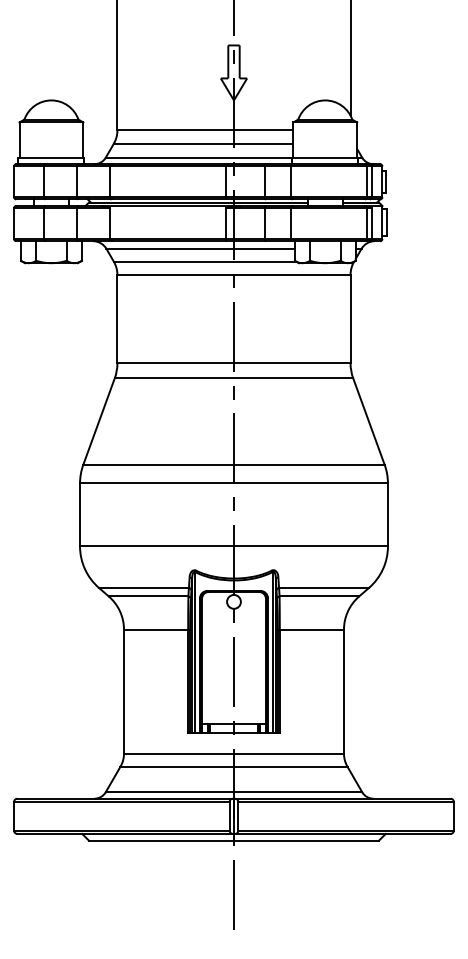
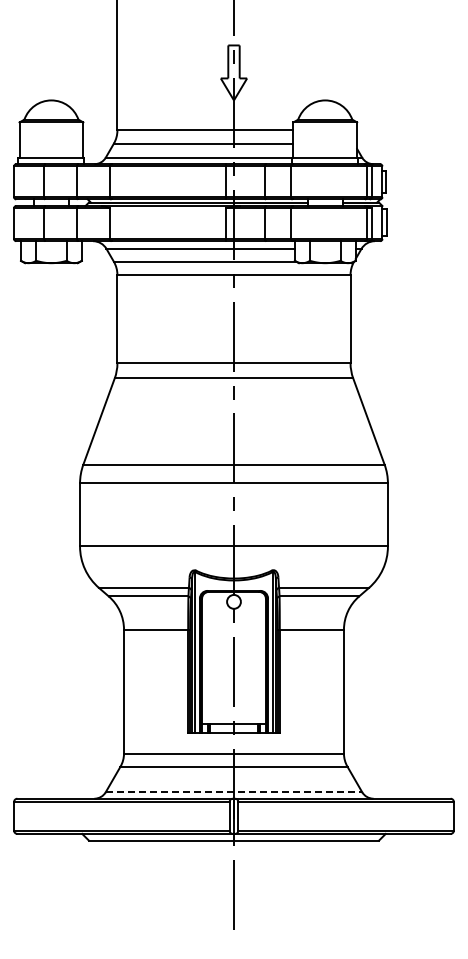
line: present -> none (350, 58)
line: solid -> dashed (234, 792)
